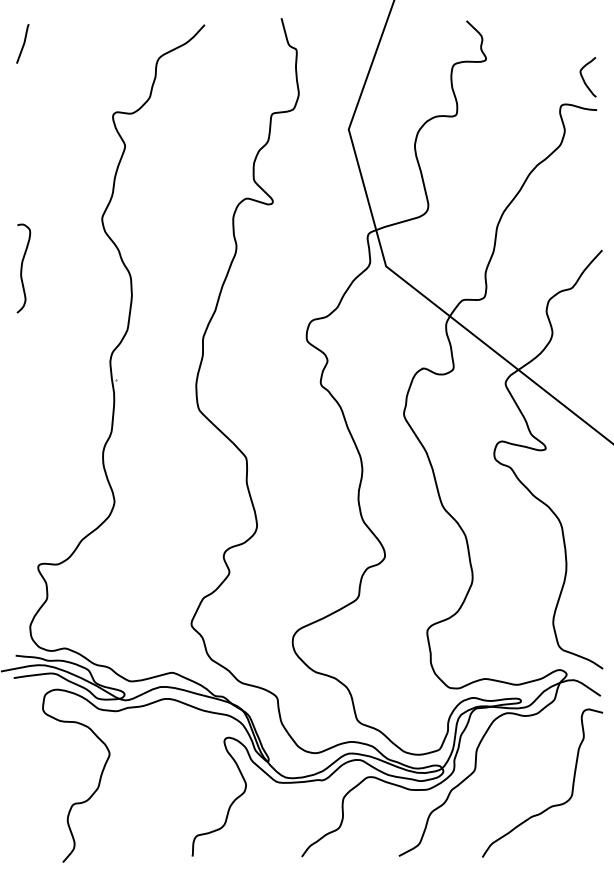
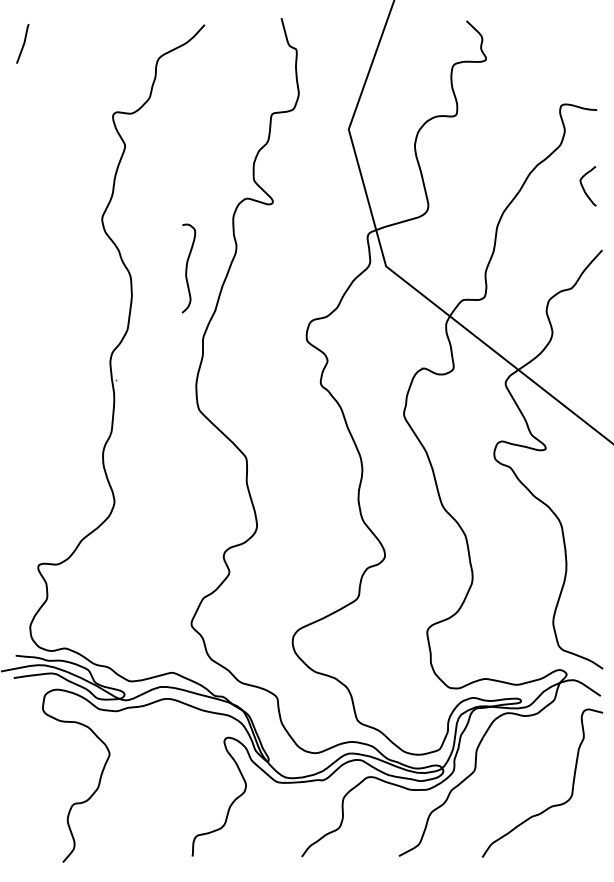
curve position: (584, 79) -> (584, 188) (584, 188)
curve position: (22, 268) -> (187, 268) (187, 268)
